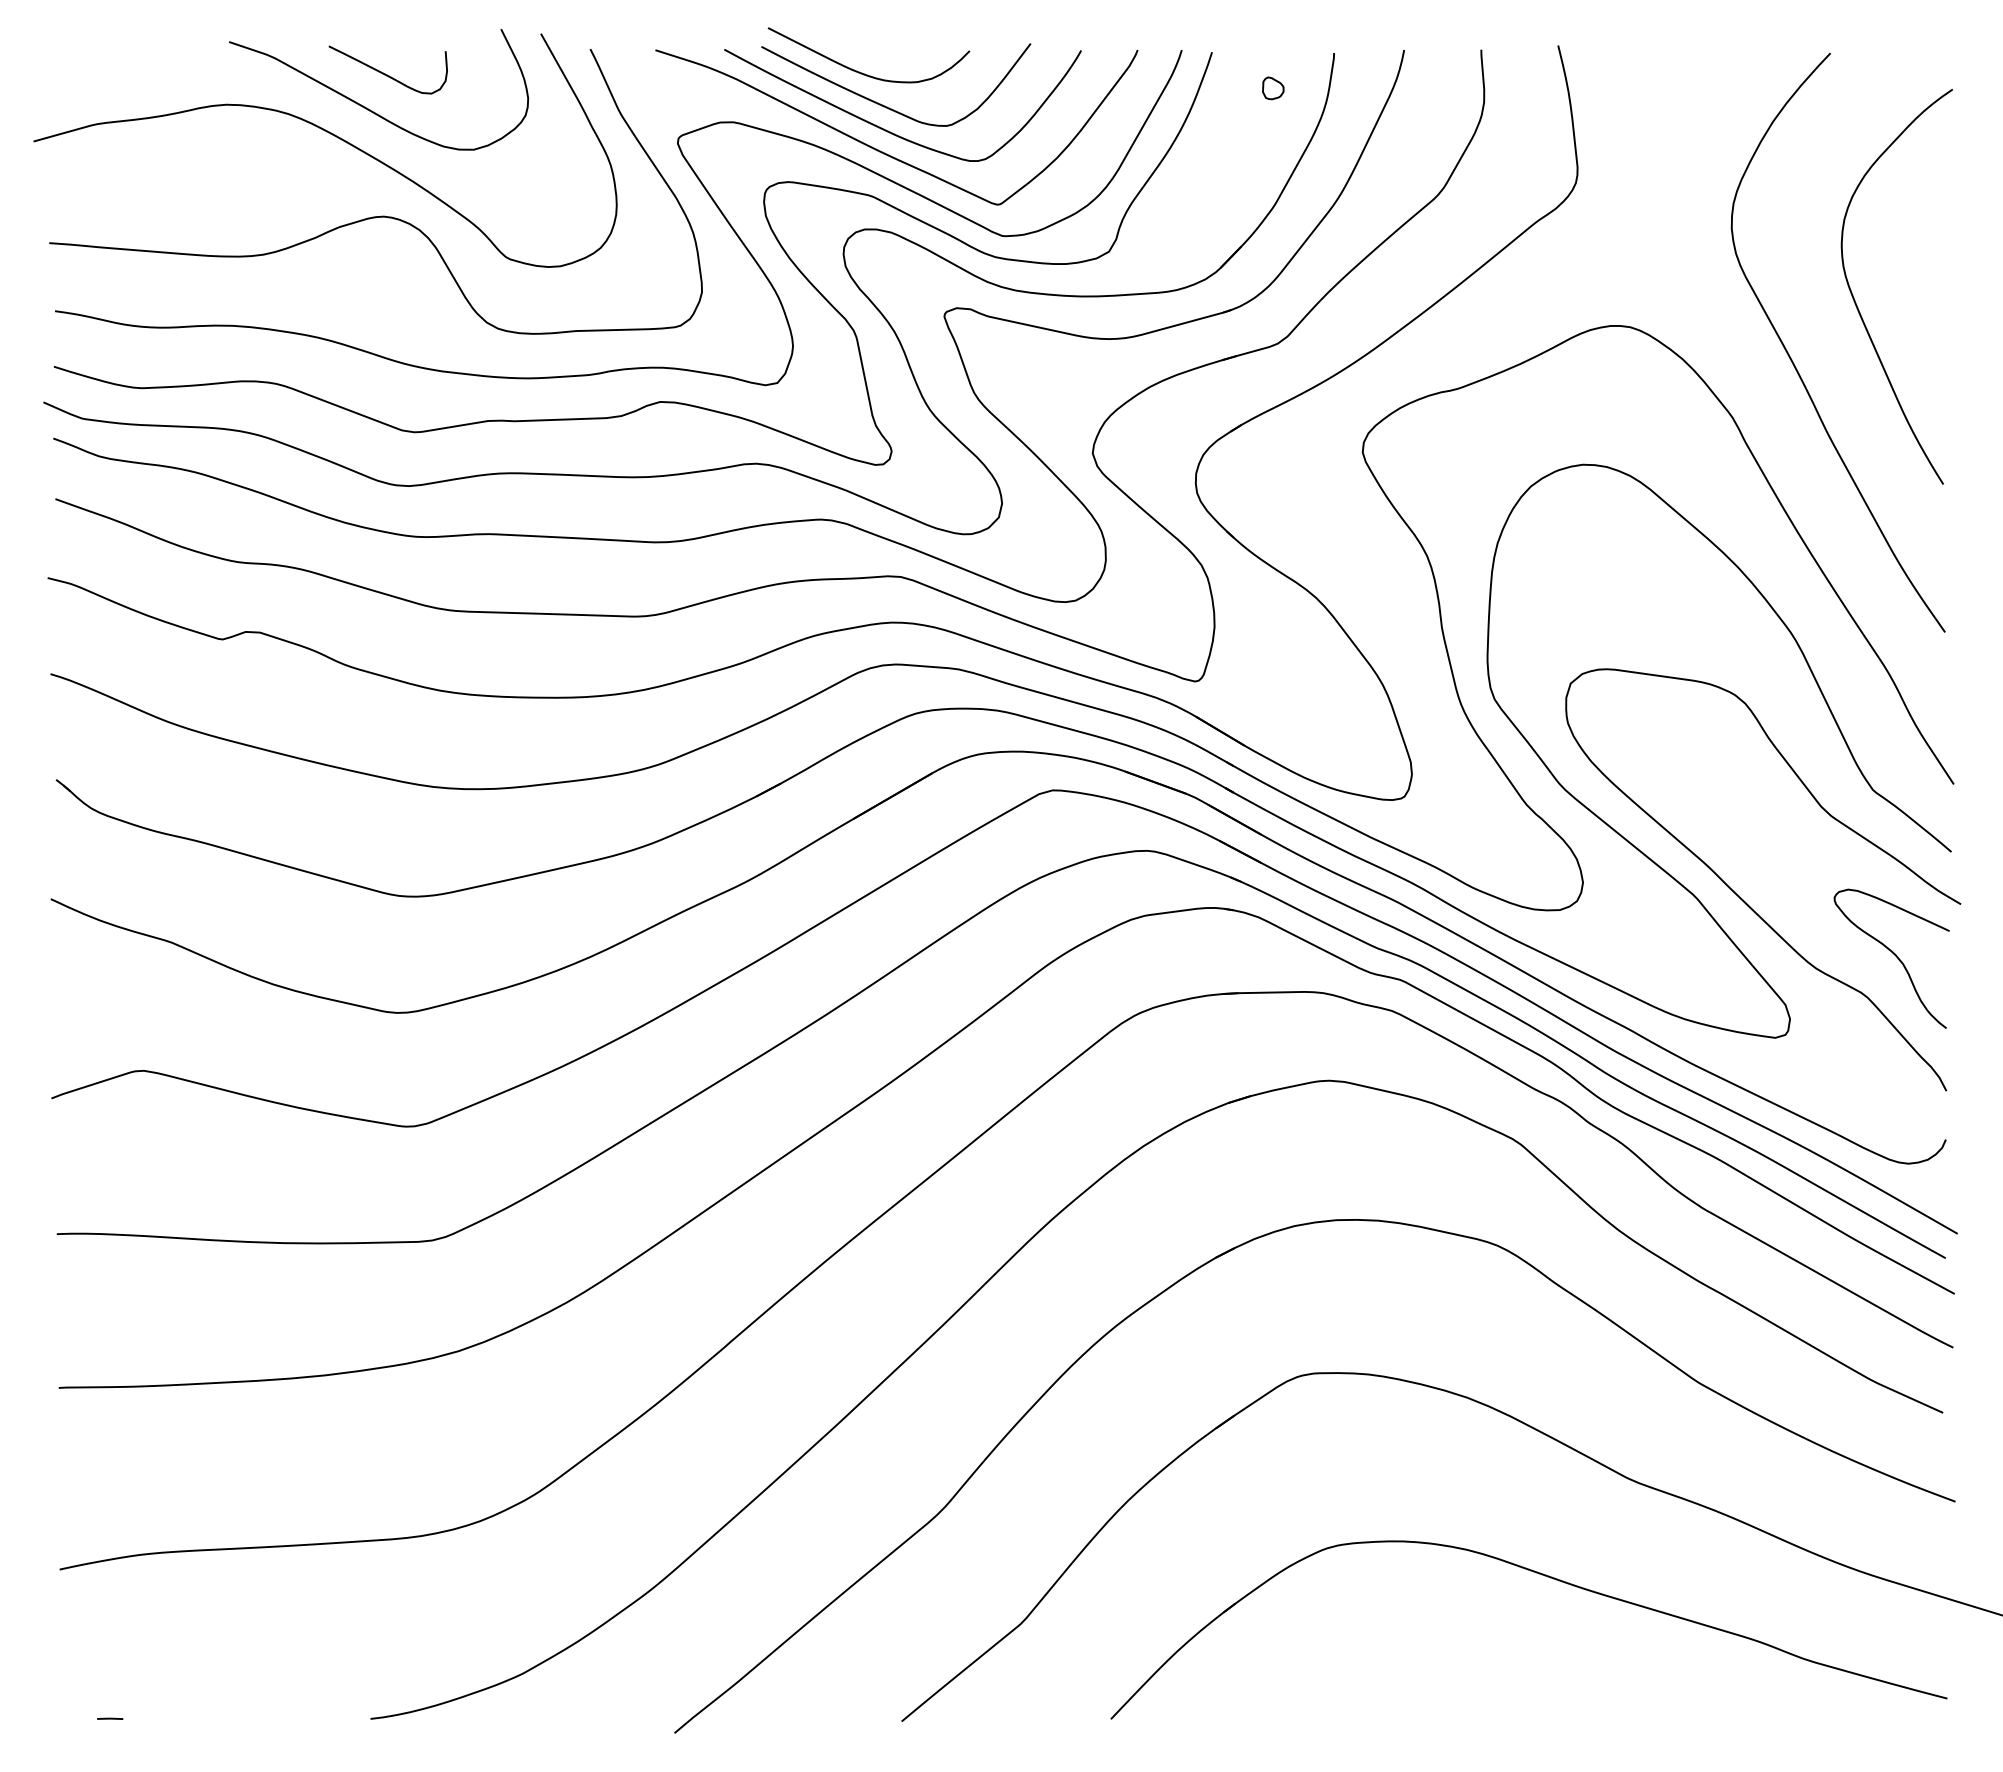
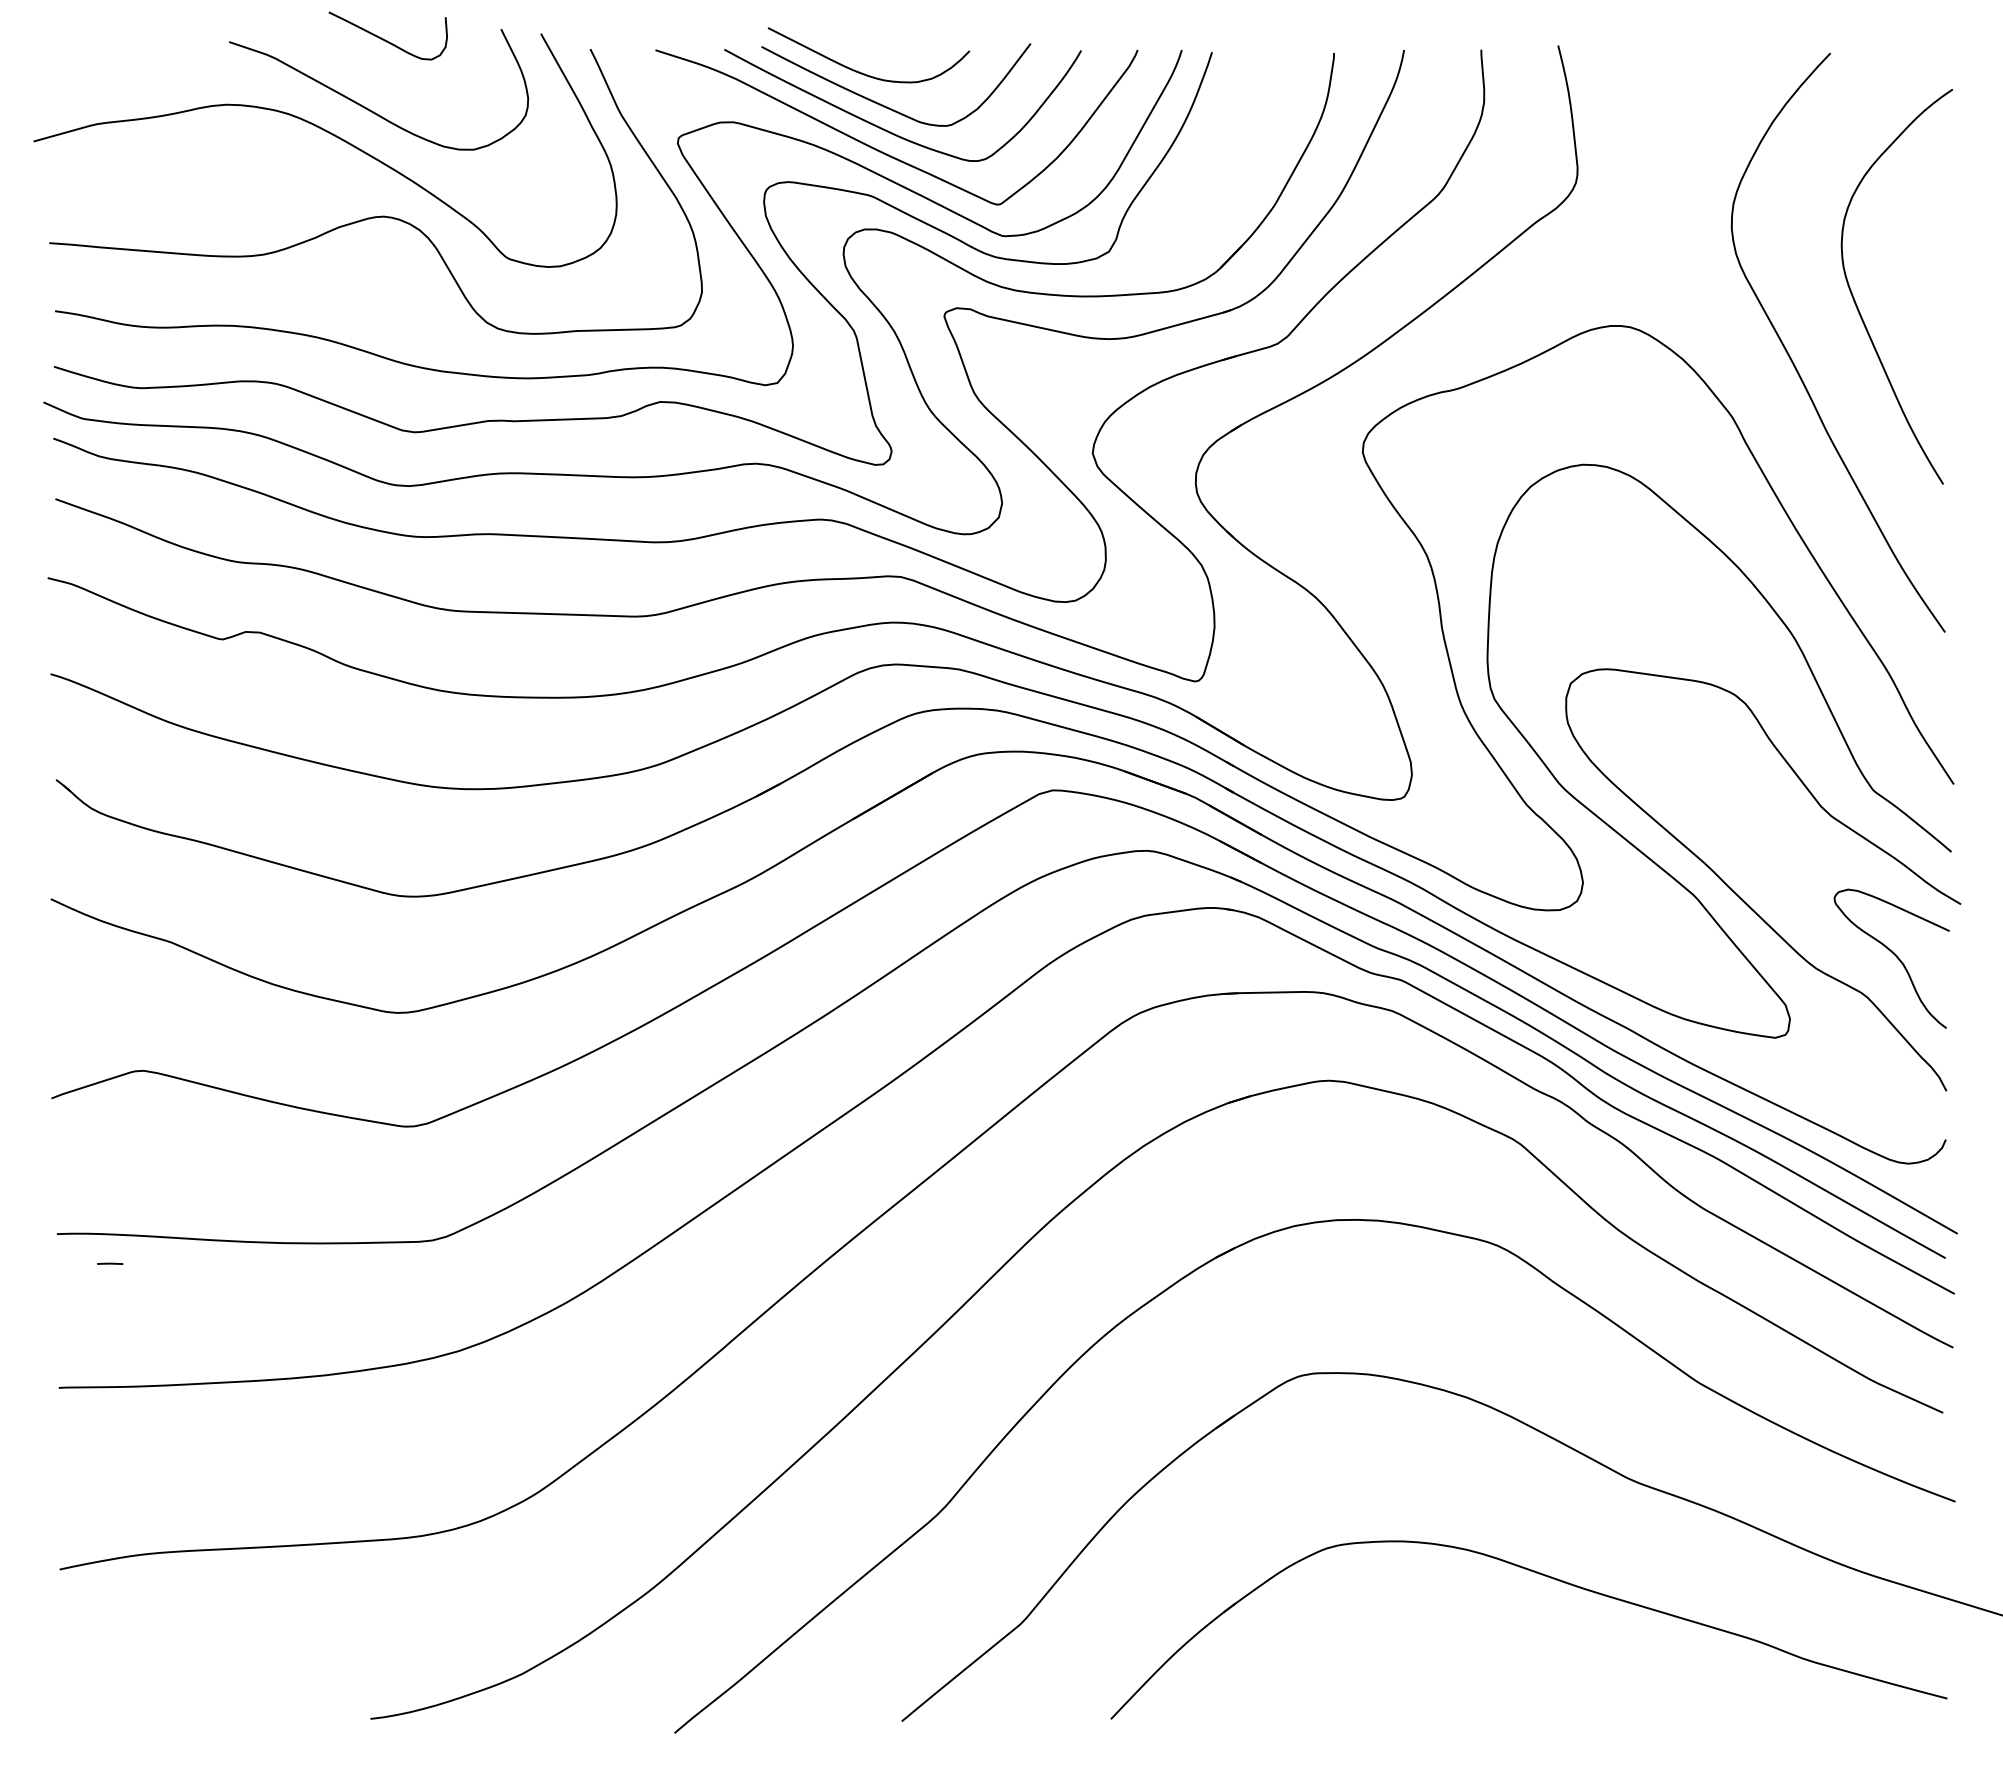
curve position: (385, 73) -> (385, 39) (385, 39)
part: present -> none (1273, 88)
line position: (110, 1718) -> (110, 1263) (110, 1263)
